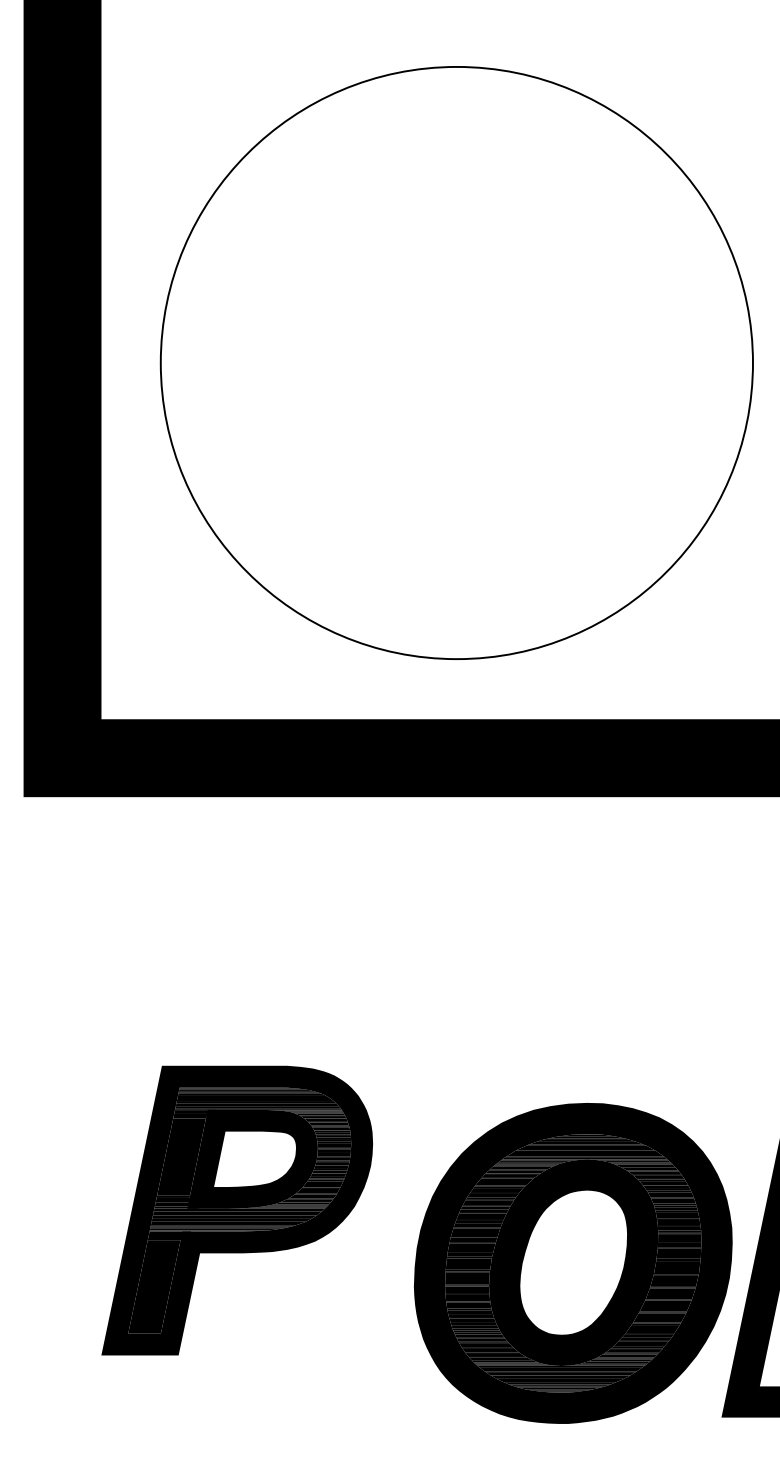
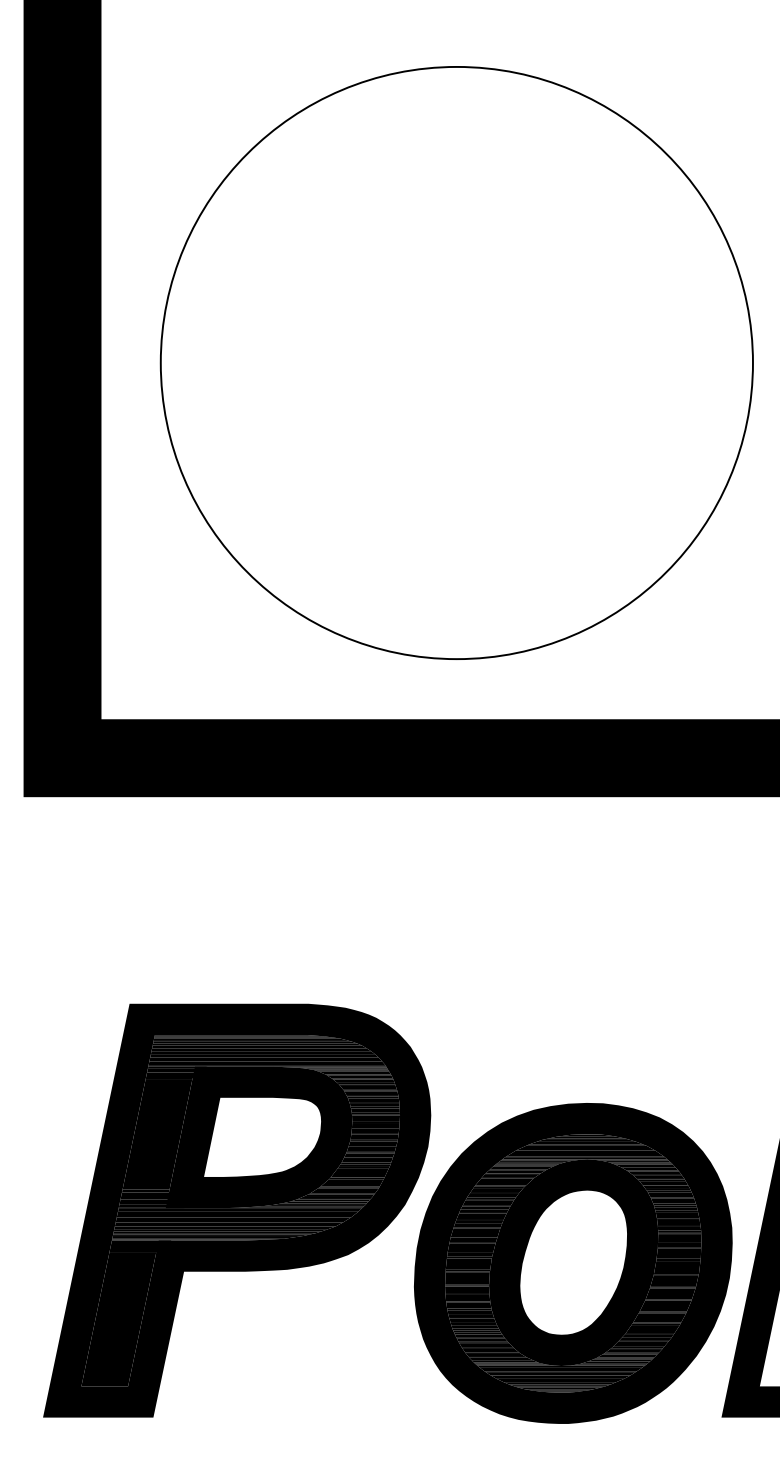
part size: 272x291 px -> 389x415 px (237, 1210)
